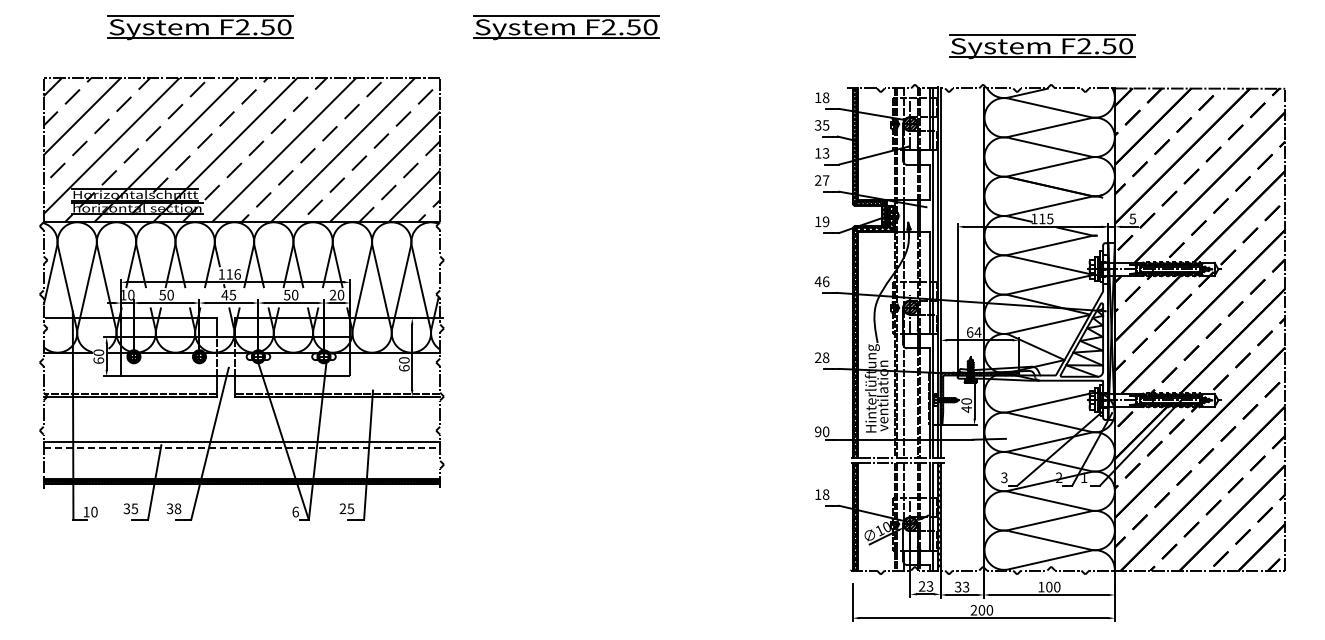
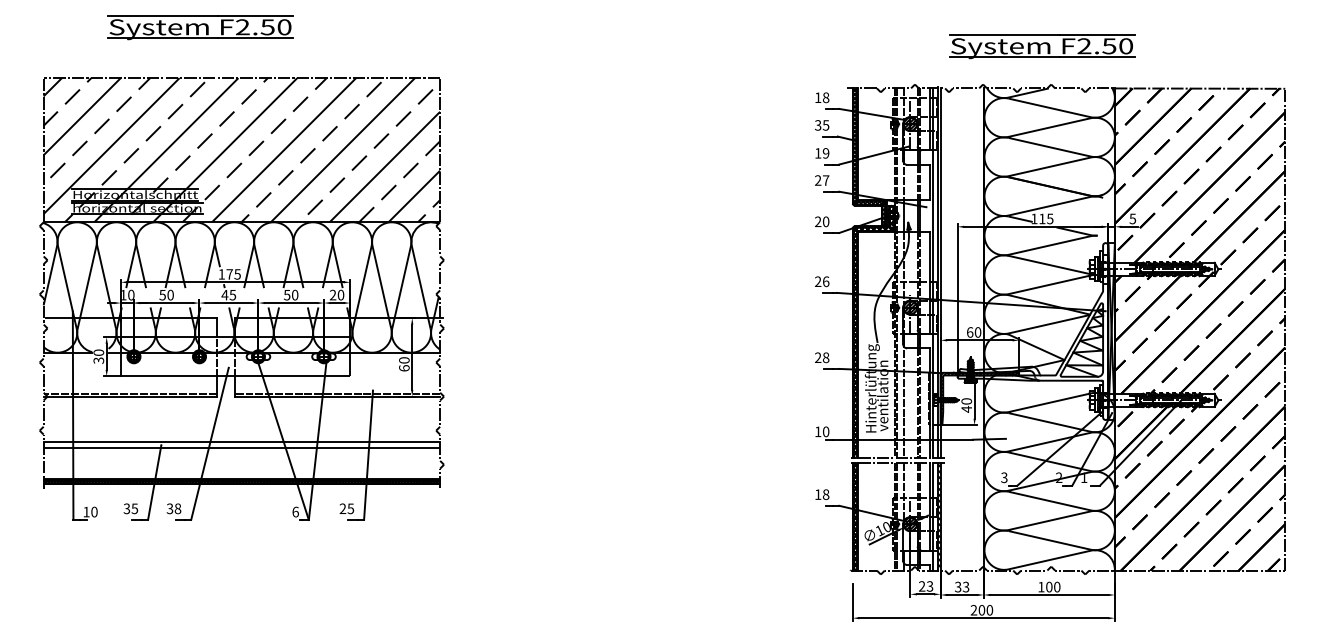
part: present -> none (566, 27)
text: 13 -> 19 (825, 153)
text: 19 -> 20 (822, 221)
text: 116 -> 175 (233, 274)
text: 46 -> 26 (817, 281)
text: 64 -> 60 (977, 332)
text: 60 -> 30 (98, 360)
text: 90 -> 10 (818, 431)
line: dashed -> solid (242, 447)
